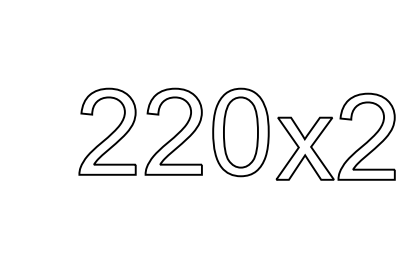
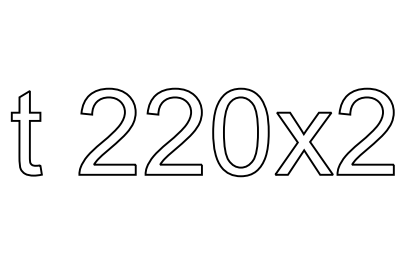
part position: (324, 130) -> (323, 125) (323, 125)
part: none -> present (26, 133)
